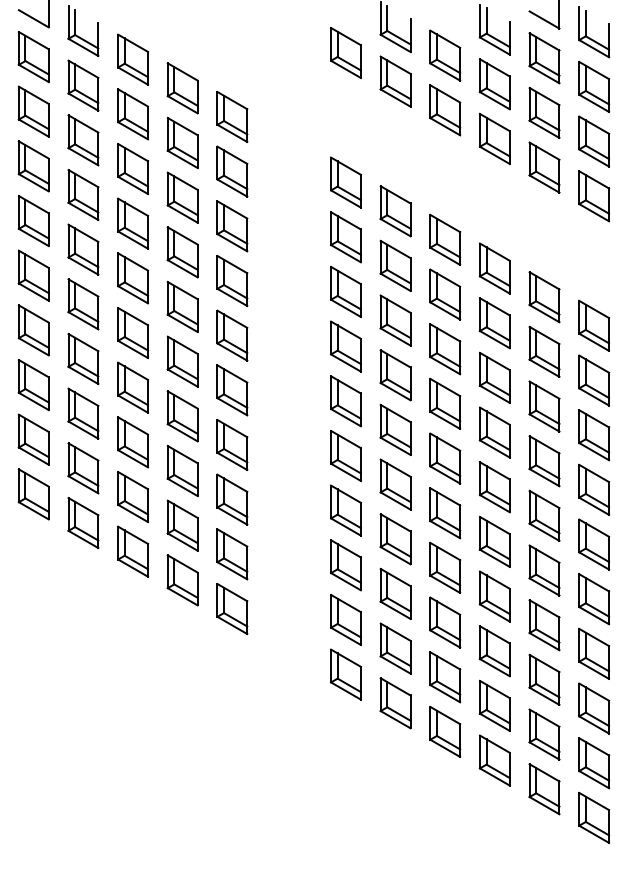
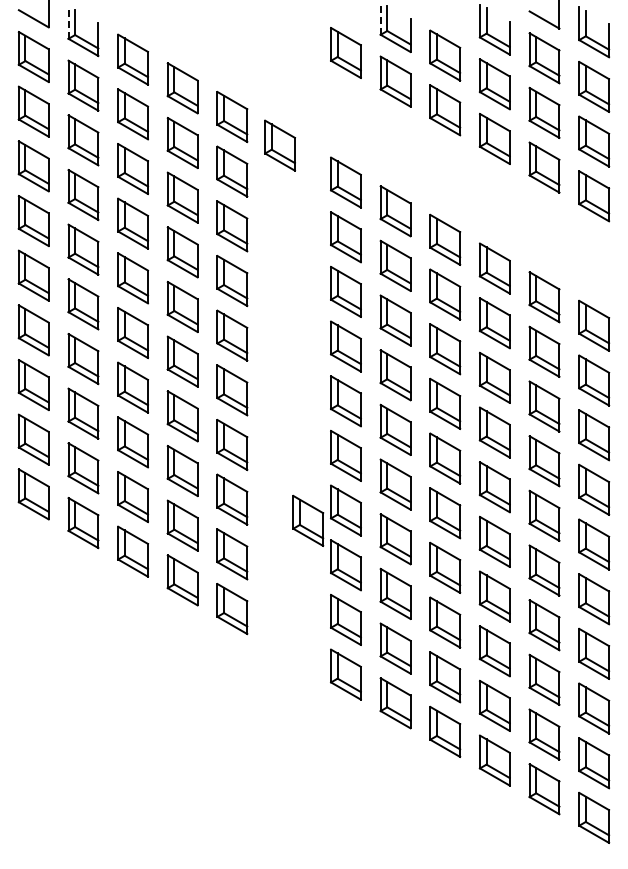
line: solid -> dashed (380, 17)
line: solid -> dashed (68, 21)
part: none -> present (279, 145)
part: none -> present (308, 520)
